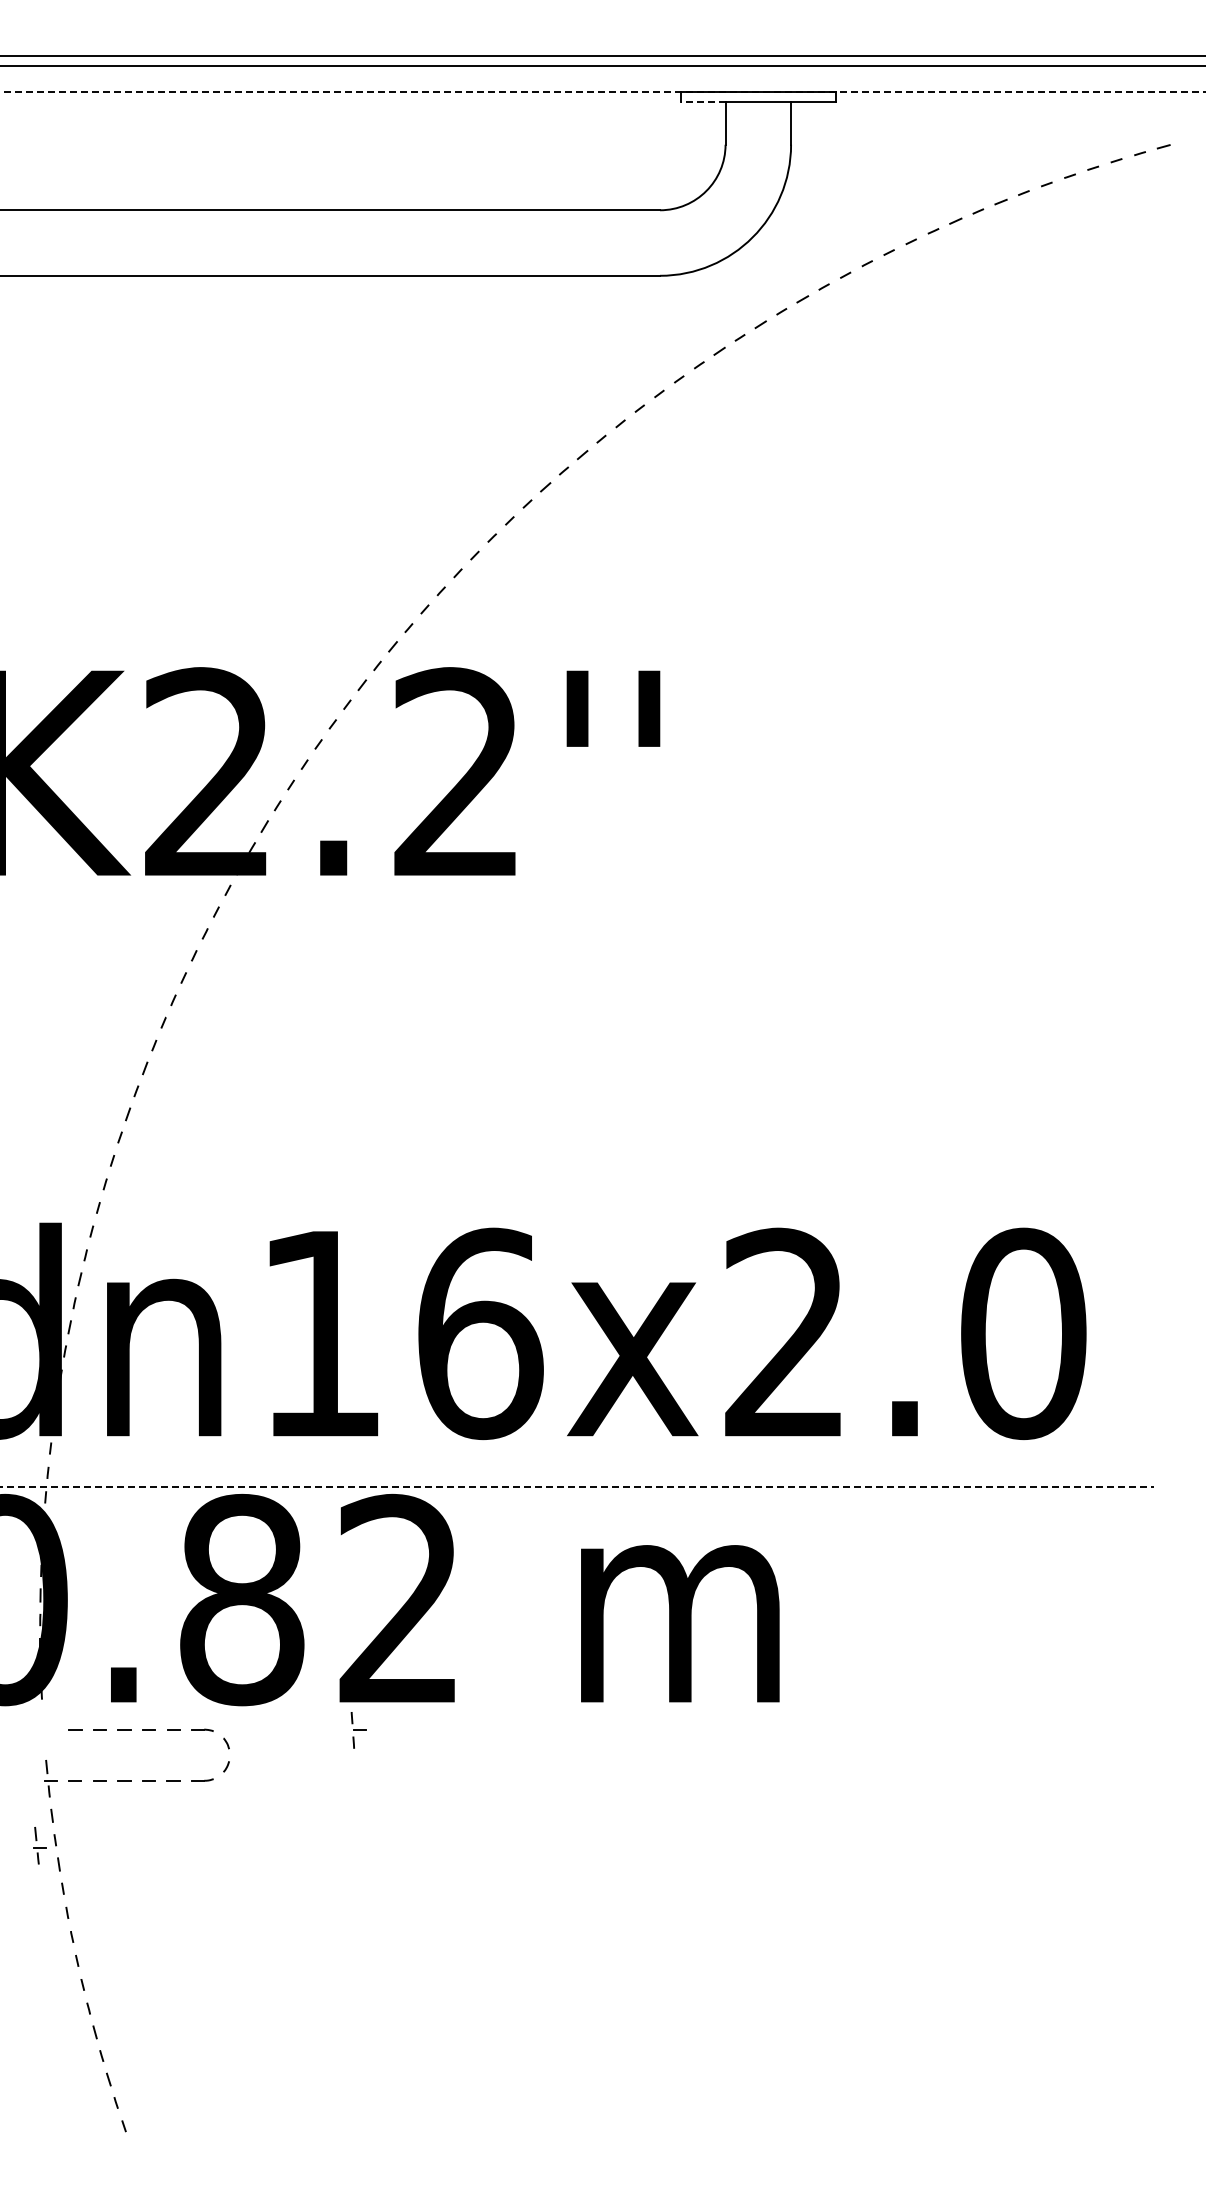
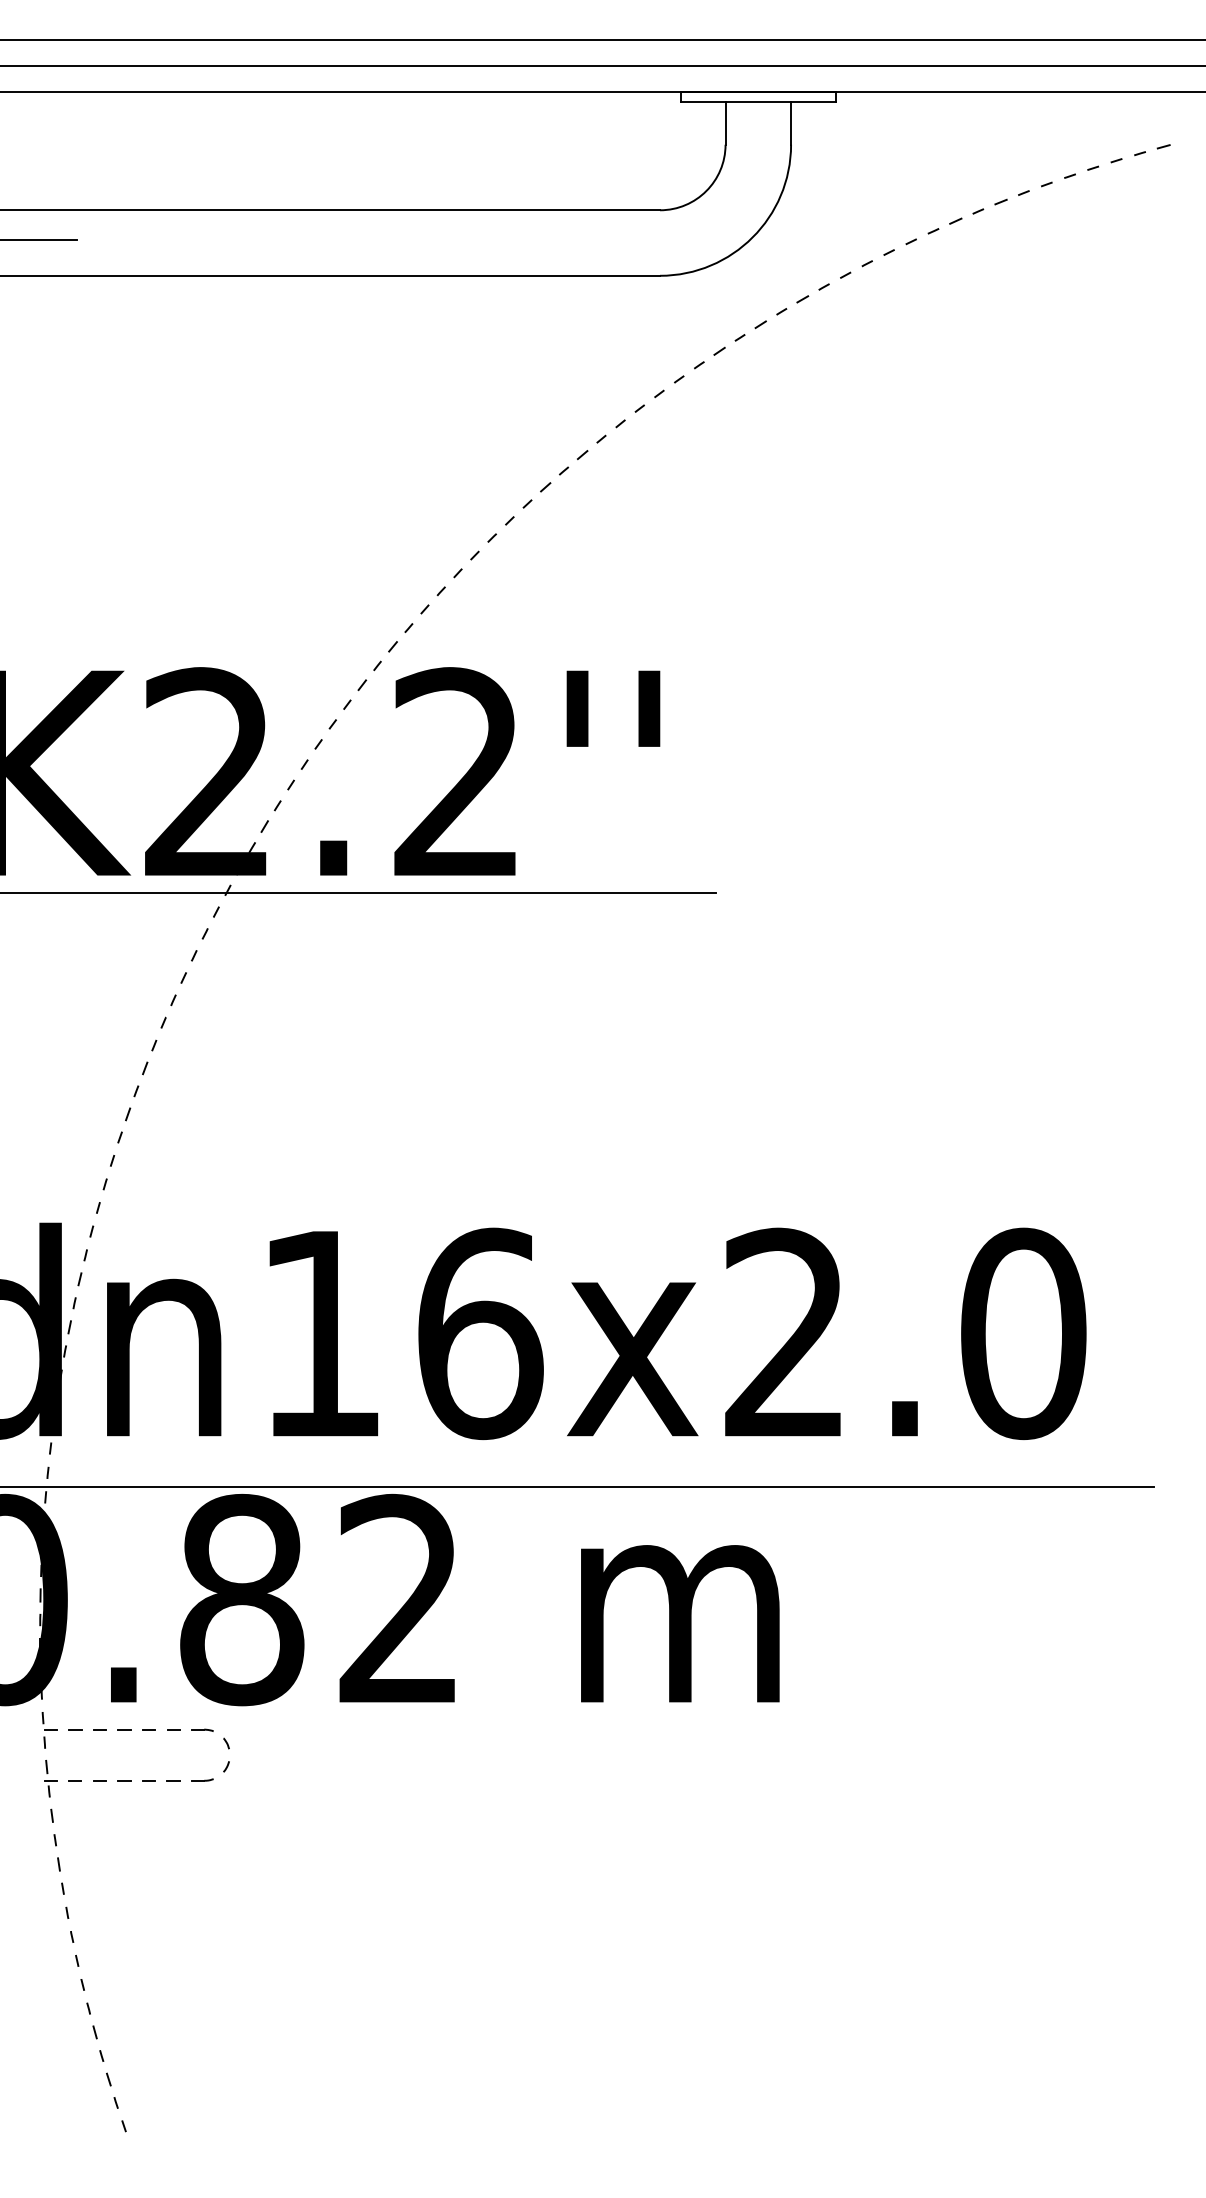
line position: (602, 56) -> (602, 40) (602, 40)
line: dashed -> solid (603, 91)
line: dashed -> solid (703, 101)
line: none -> present (39, 239)
line: none -> present (358, 893)
line: dashed -> solid (577, 1487)
part position: (358, 1730) -> (49, 1730) (49, 1730)
part: present -> none (39, 1845)
